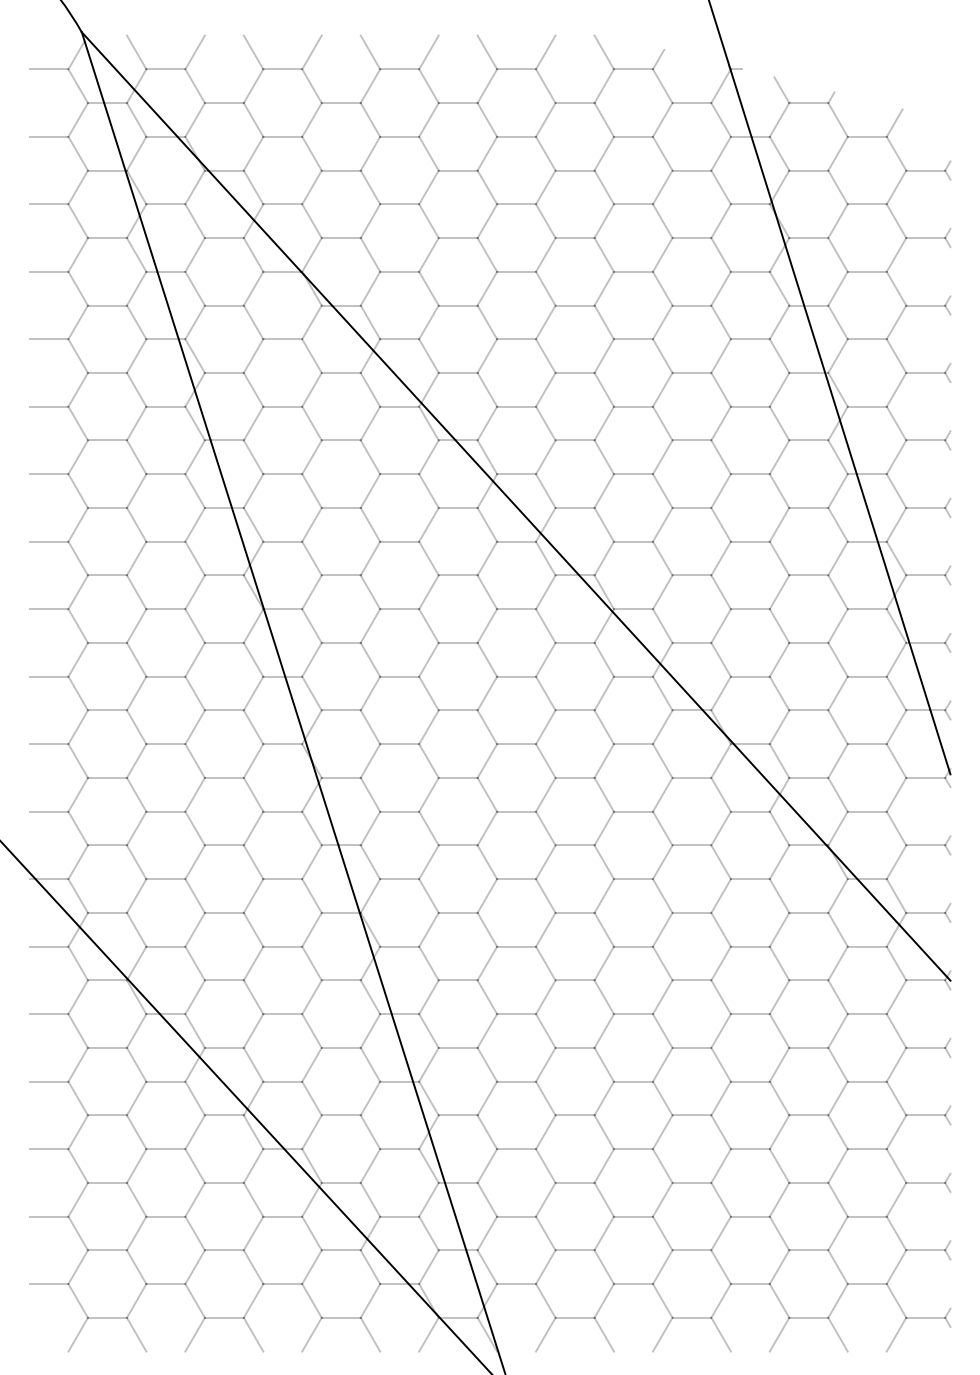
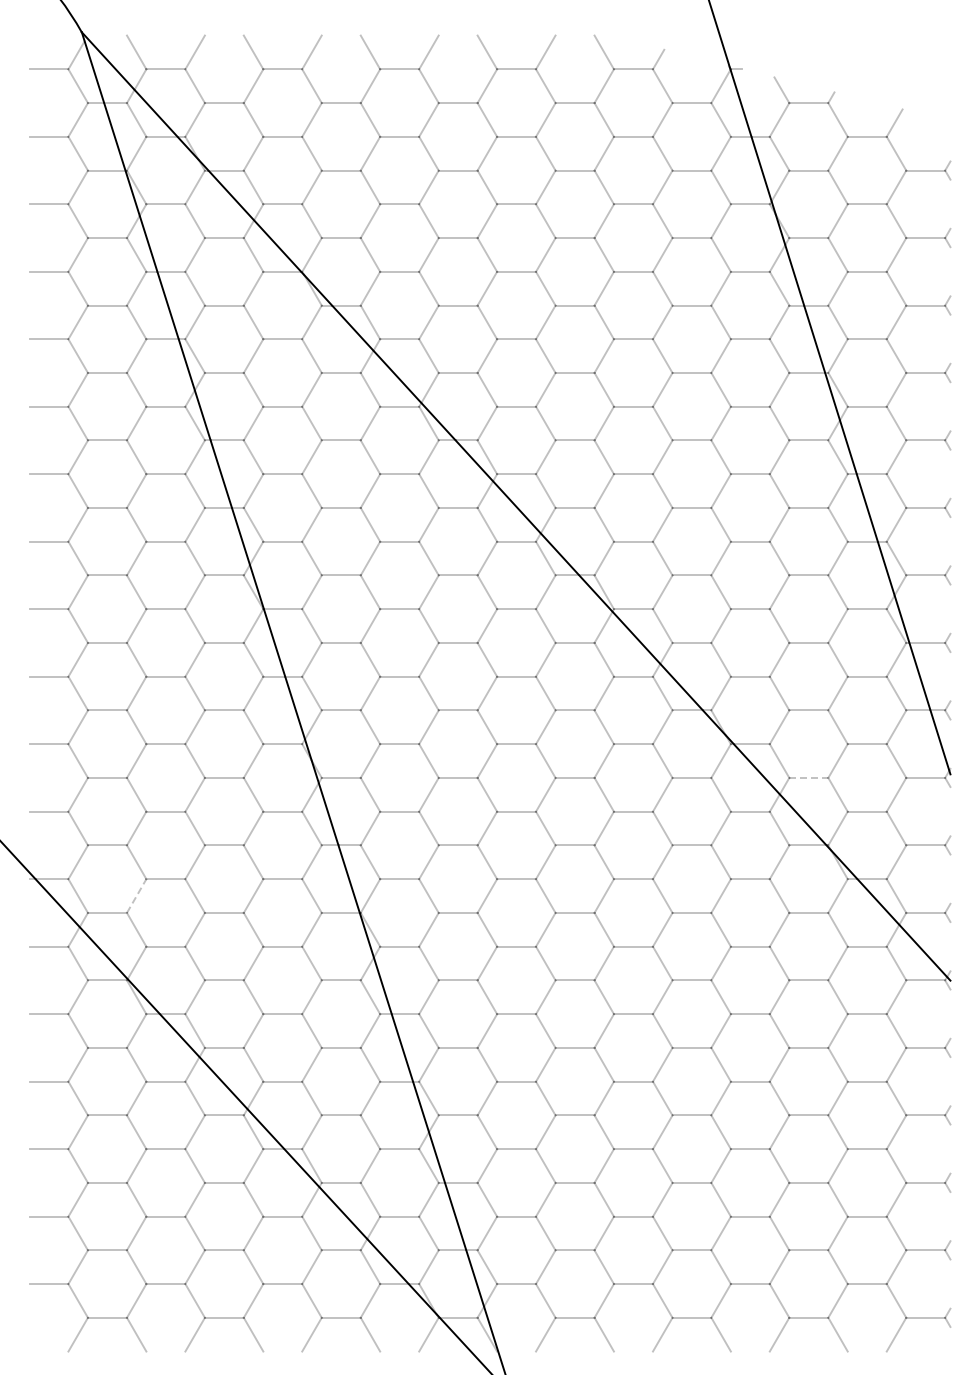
line: solid -> dashed (808, 777)
line: solid -> dashed (136, 895)
